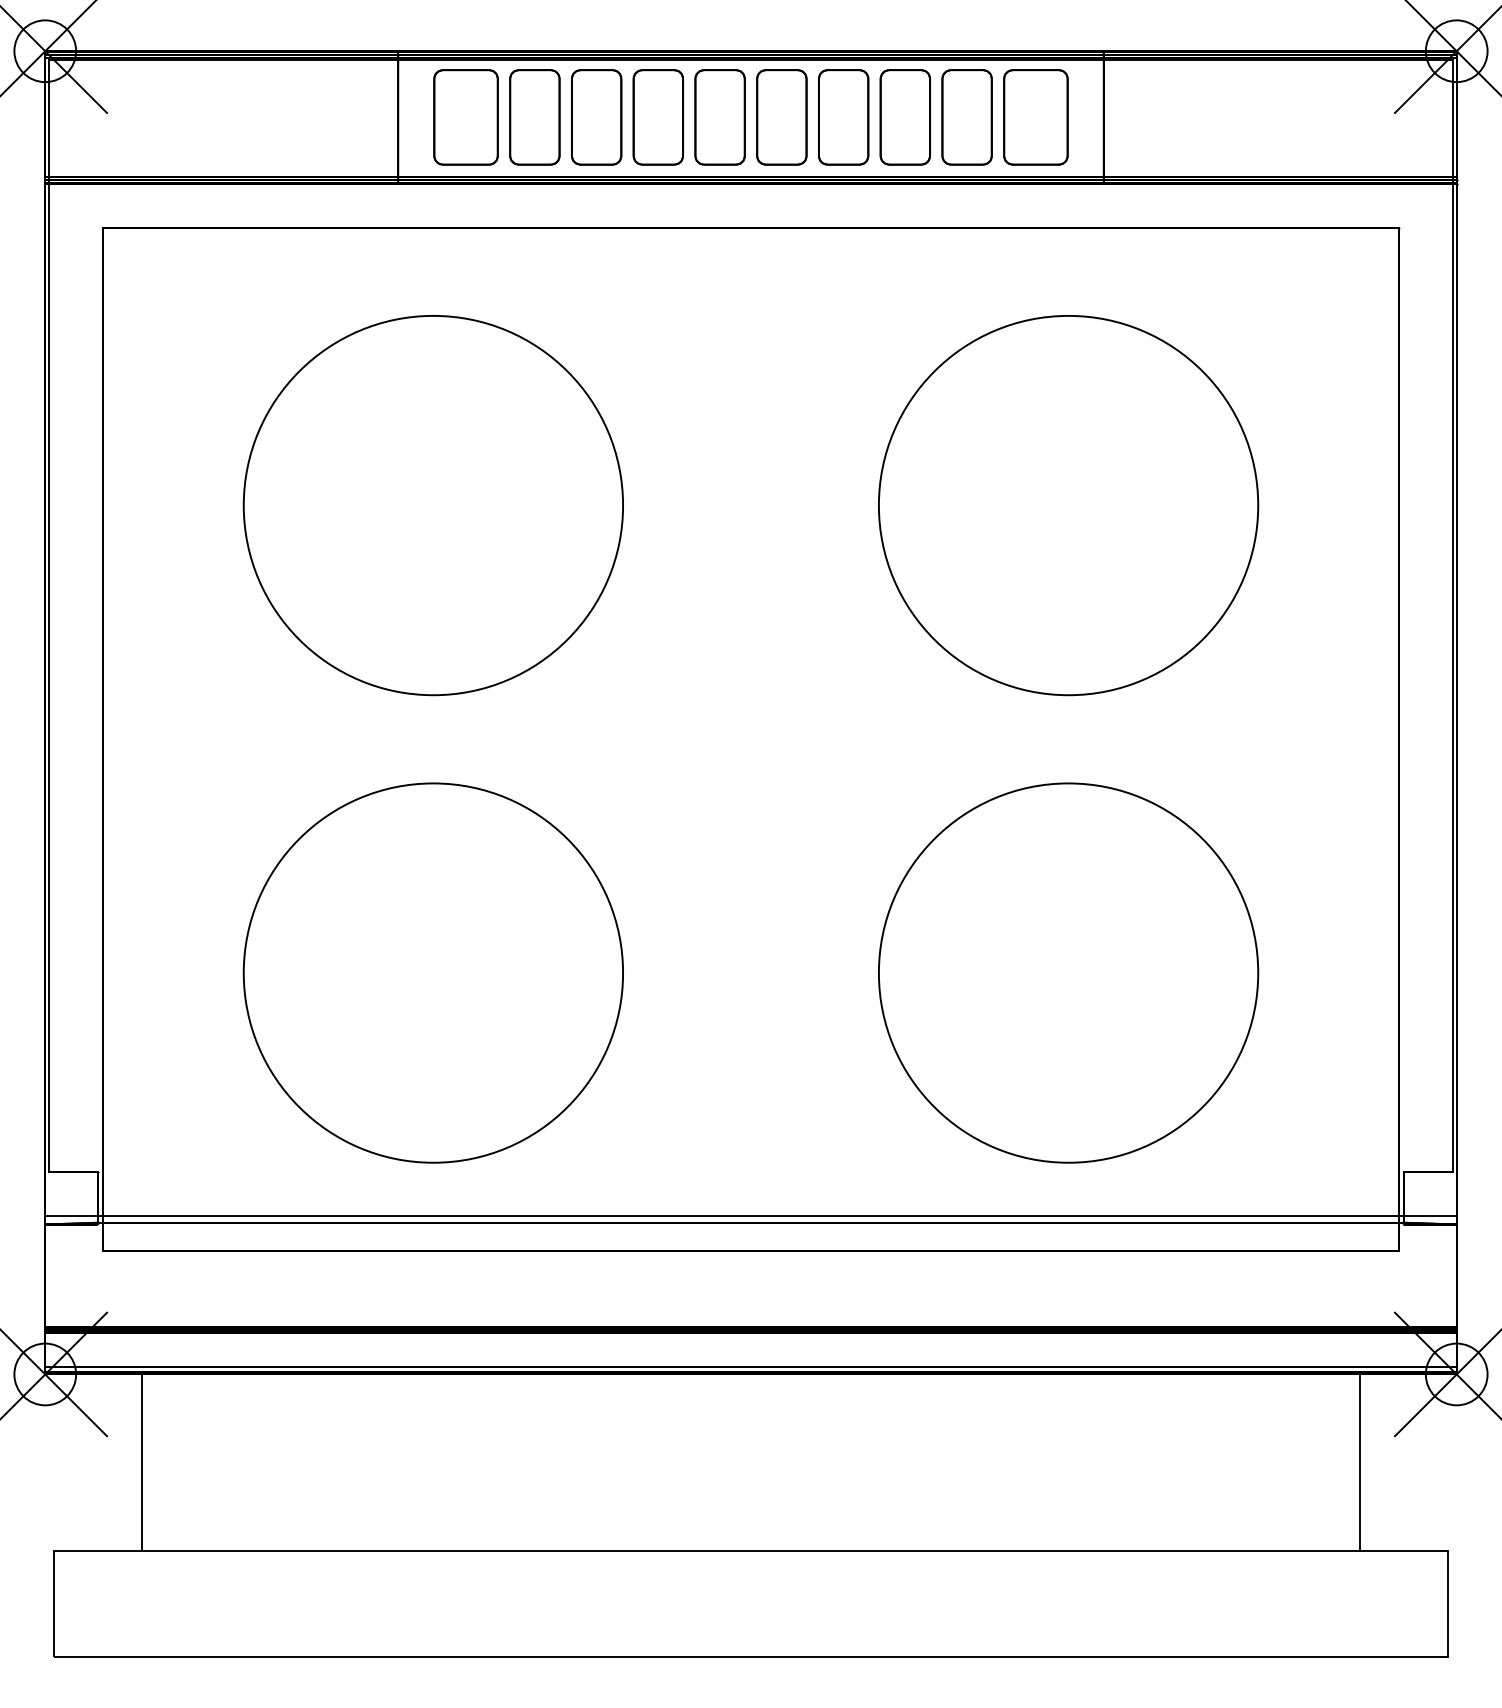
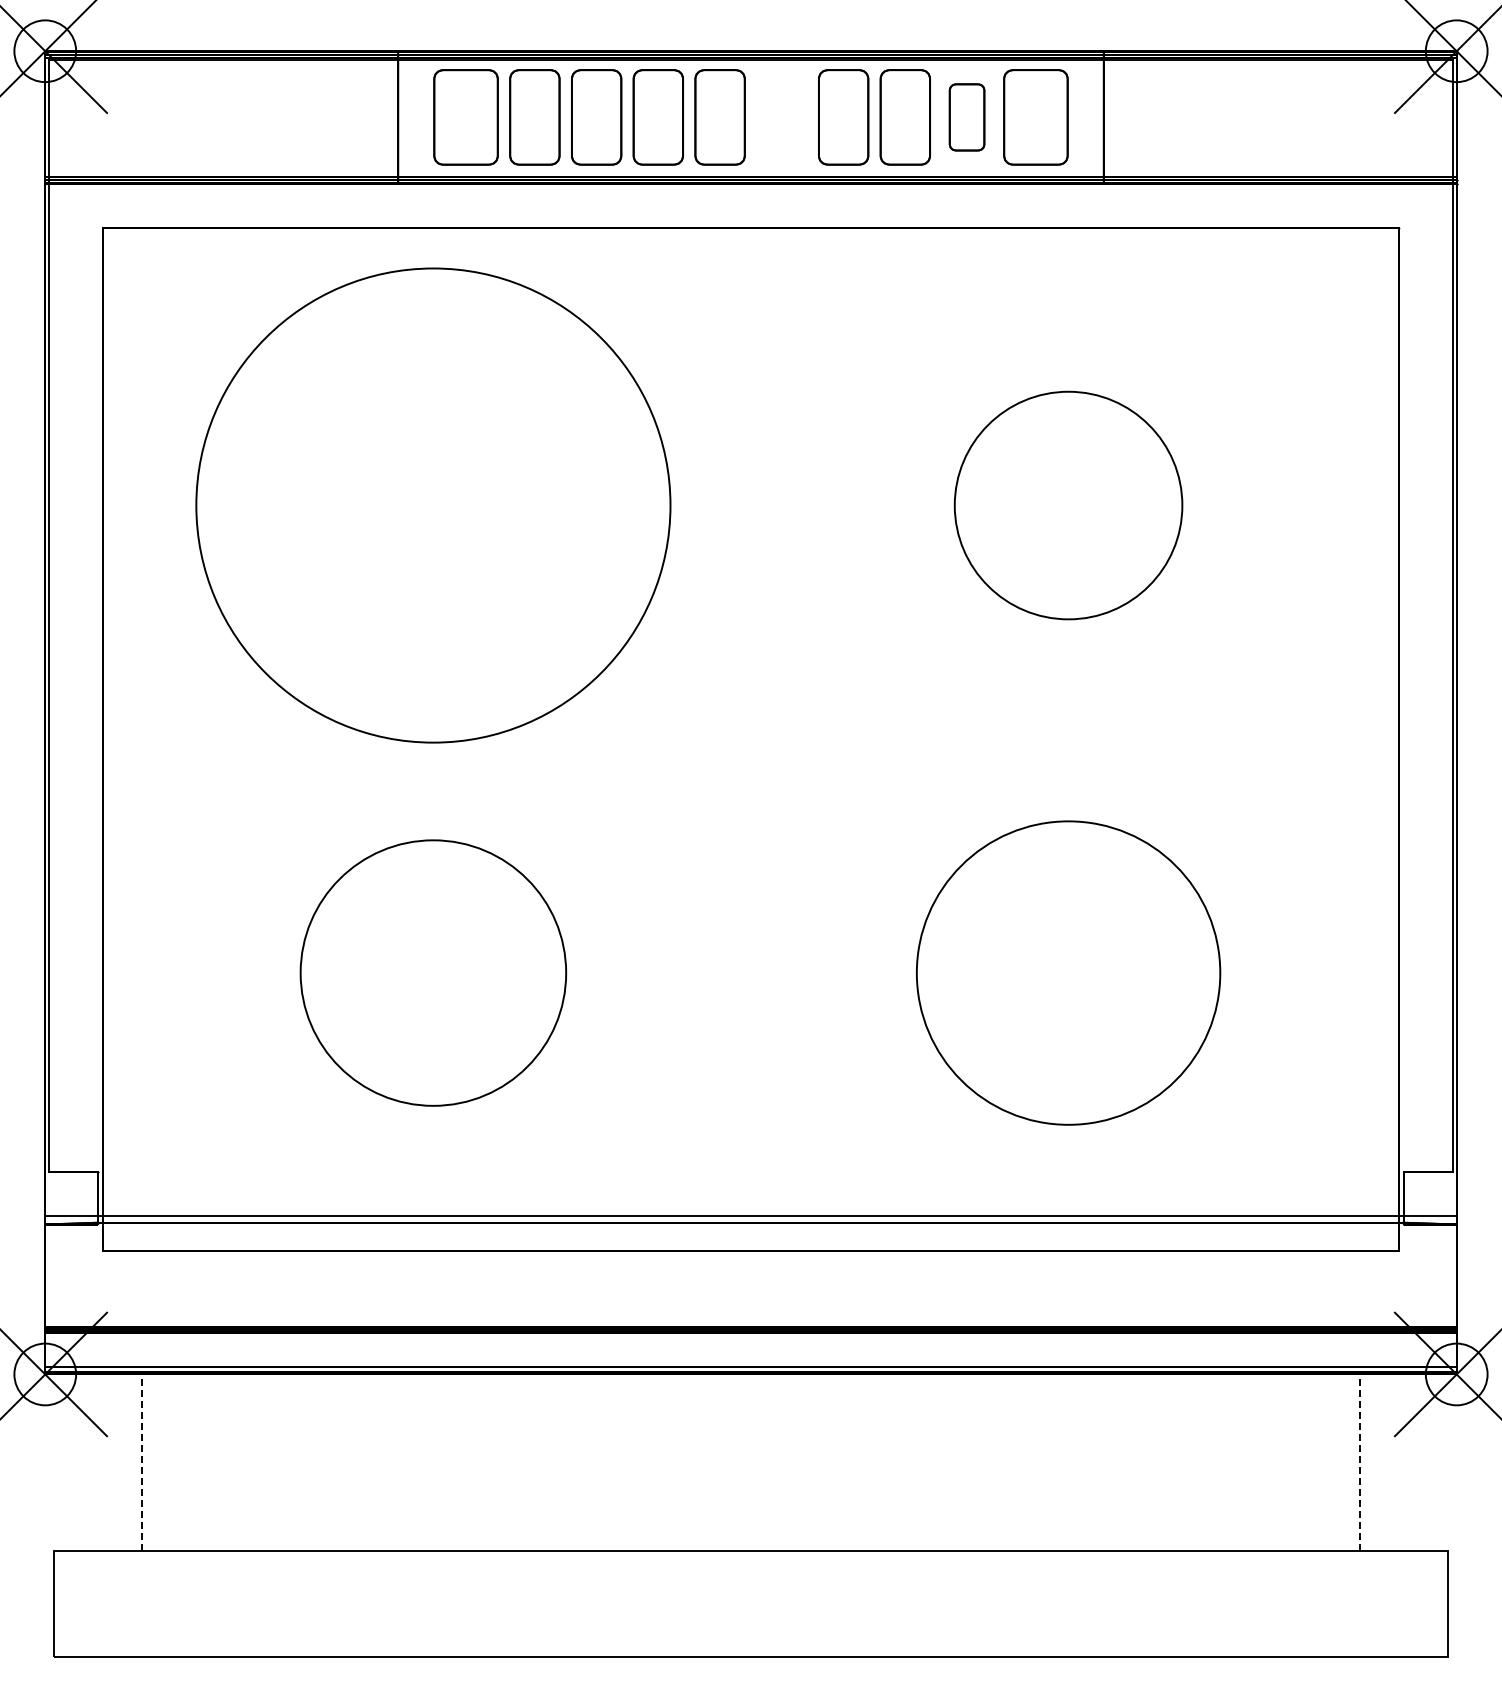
part: present -> none (781, 117)
part size: 52x97 px -> 38x69 px (966, 117)
circle diameter: 379 px -> 474 px (433, 505)
circle diameter: 379 px -> 228 px (1068, 505)
circle diameter: 379 px -> 266 px (433, 972)
circle diameter: 379 px -> 303 px (1068, 972)
line: solid -> dashed (142, 1462)
line: solid -> dashed (1359, 1462)
